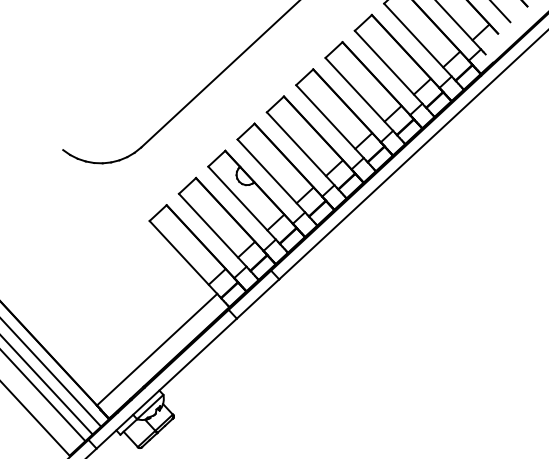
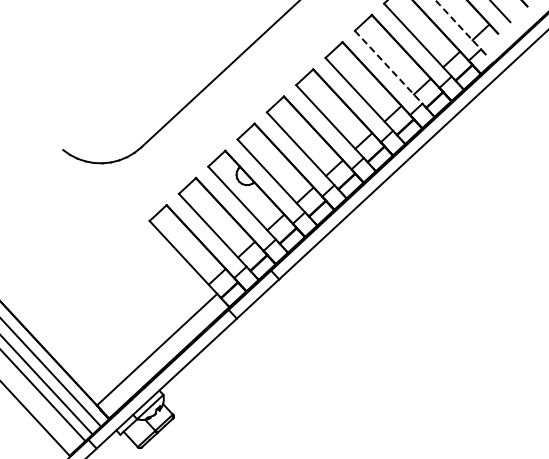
line: solid -> dashed (458, 25)
line: solid -> dashed (388, 67)
